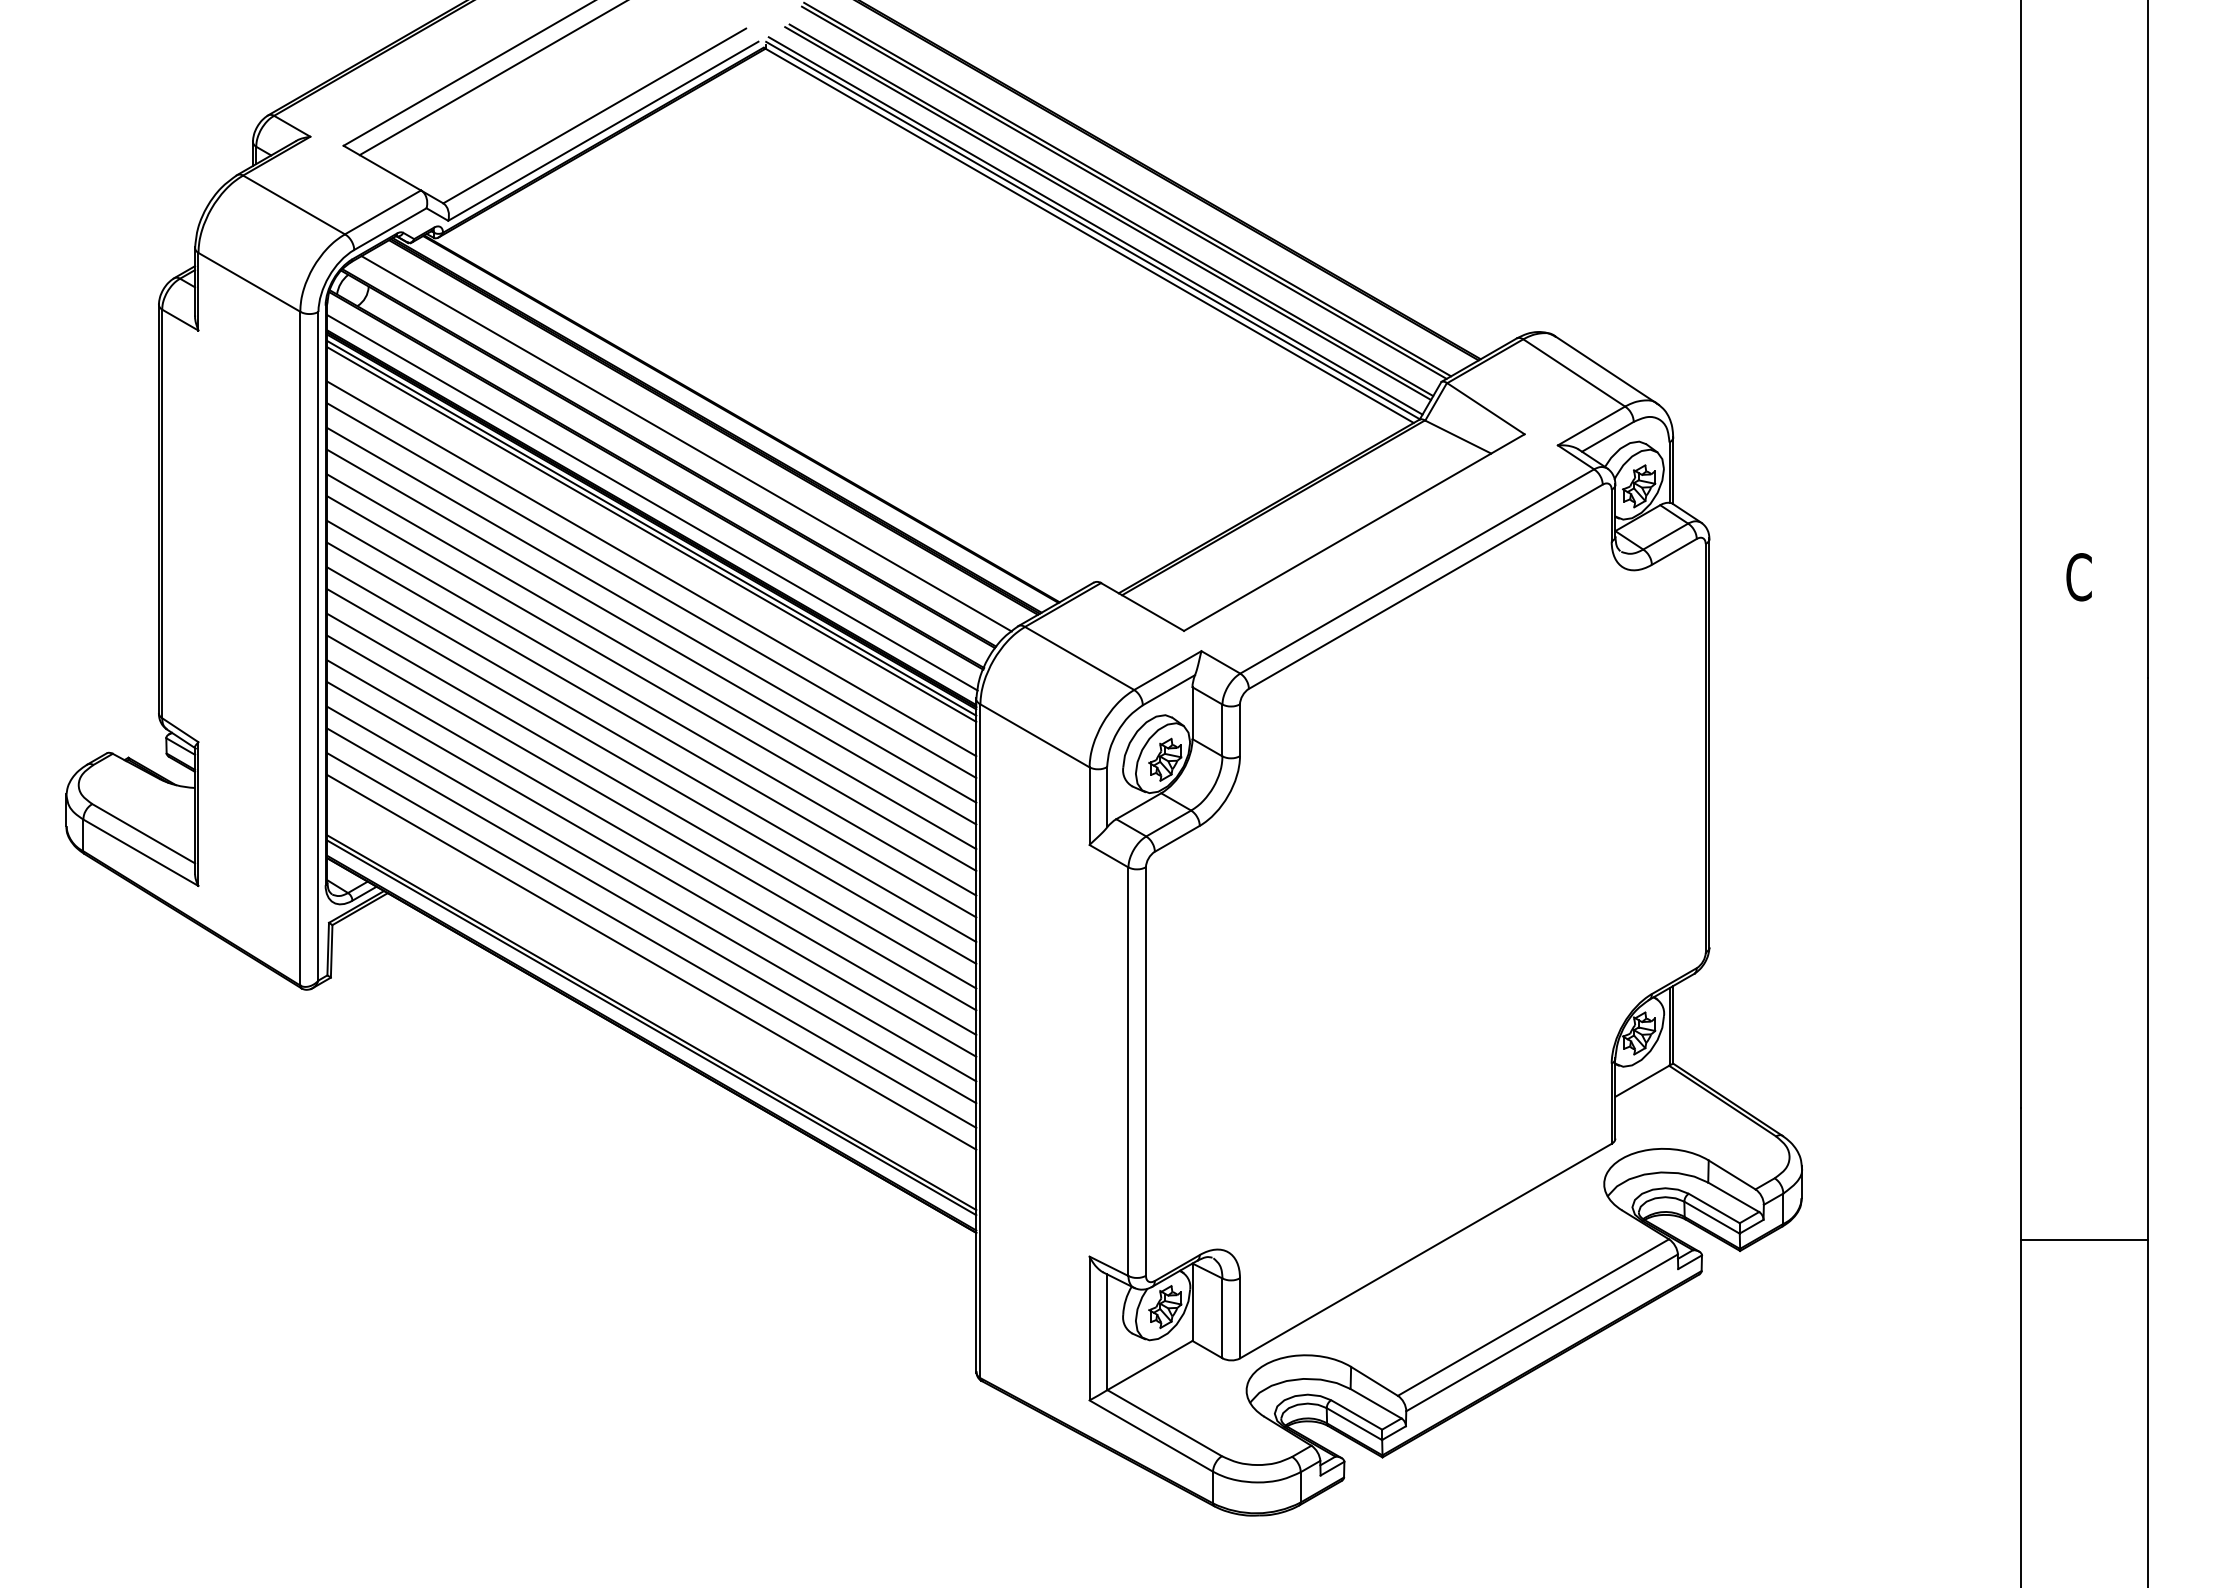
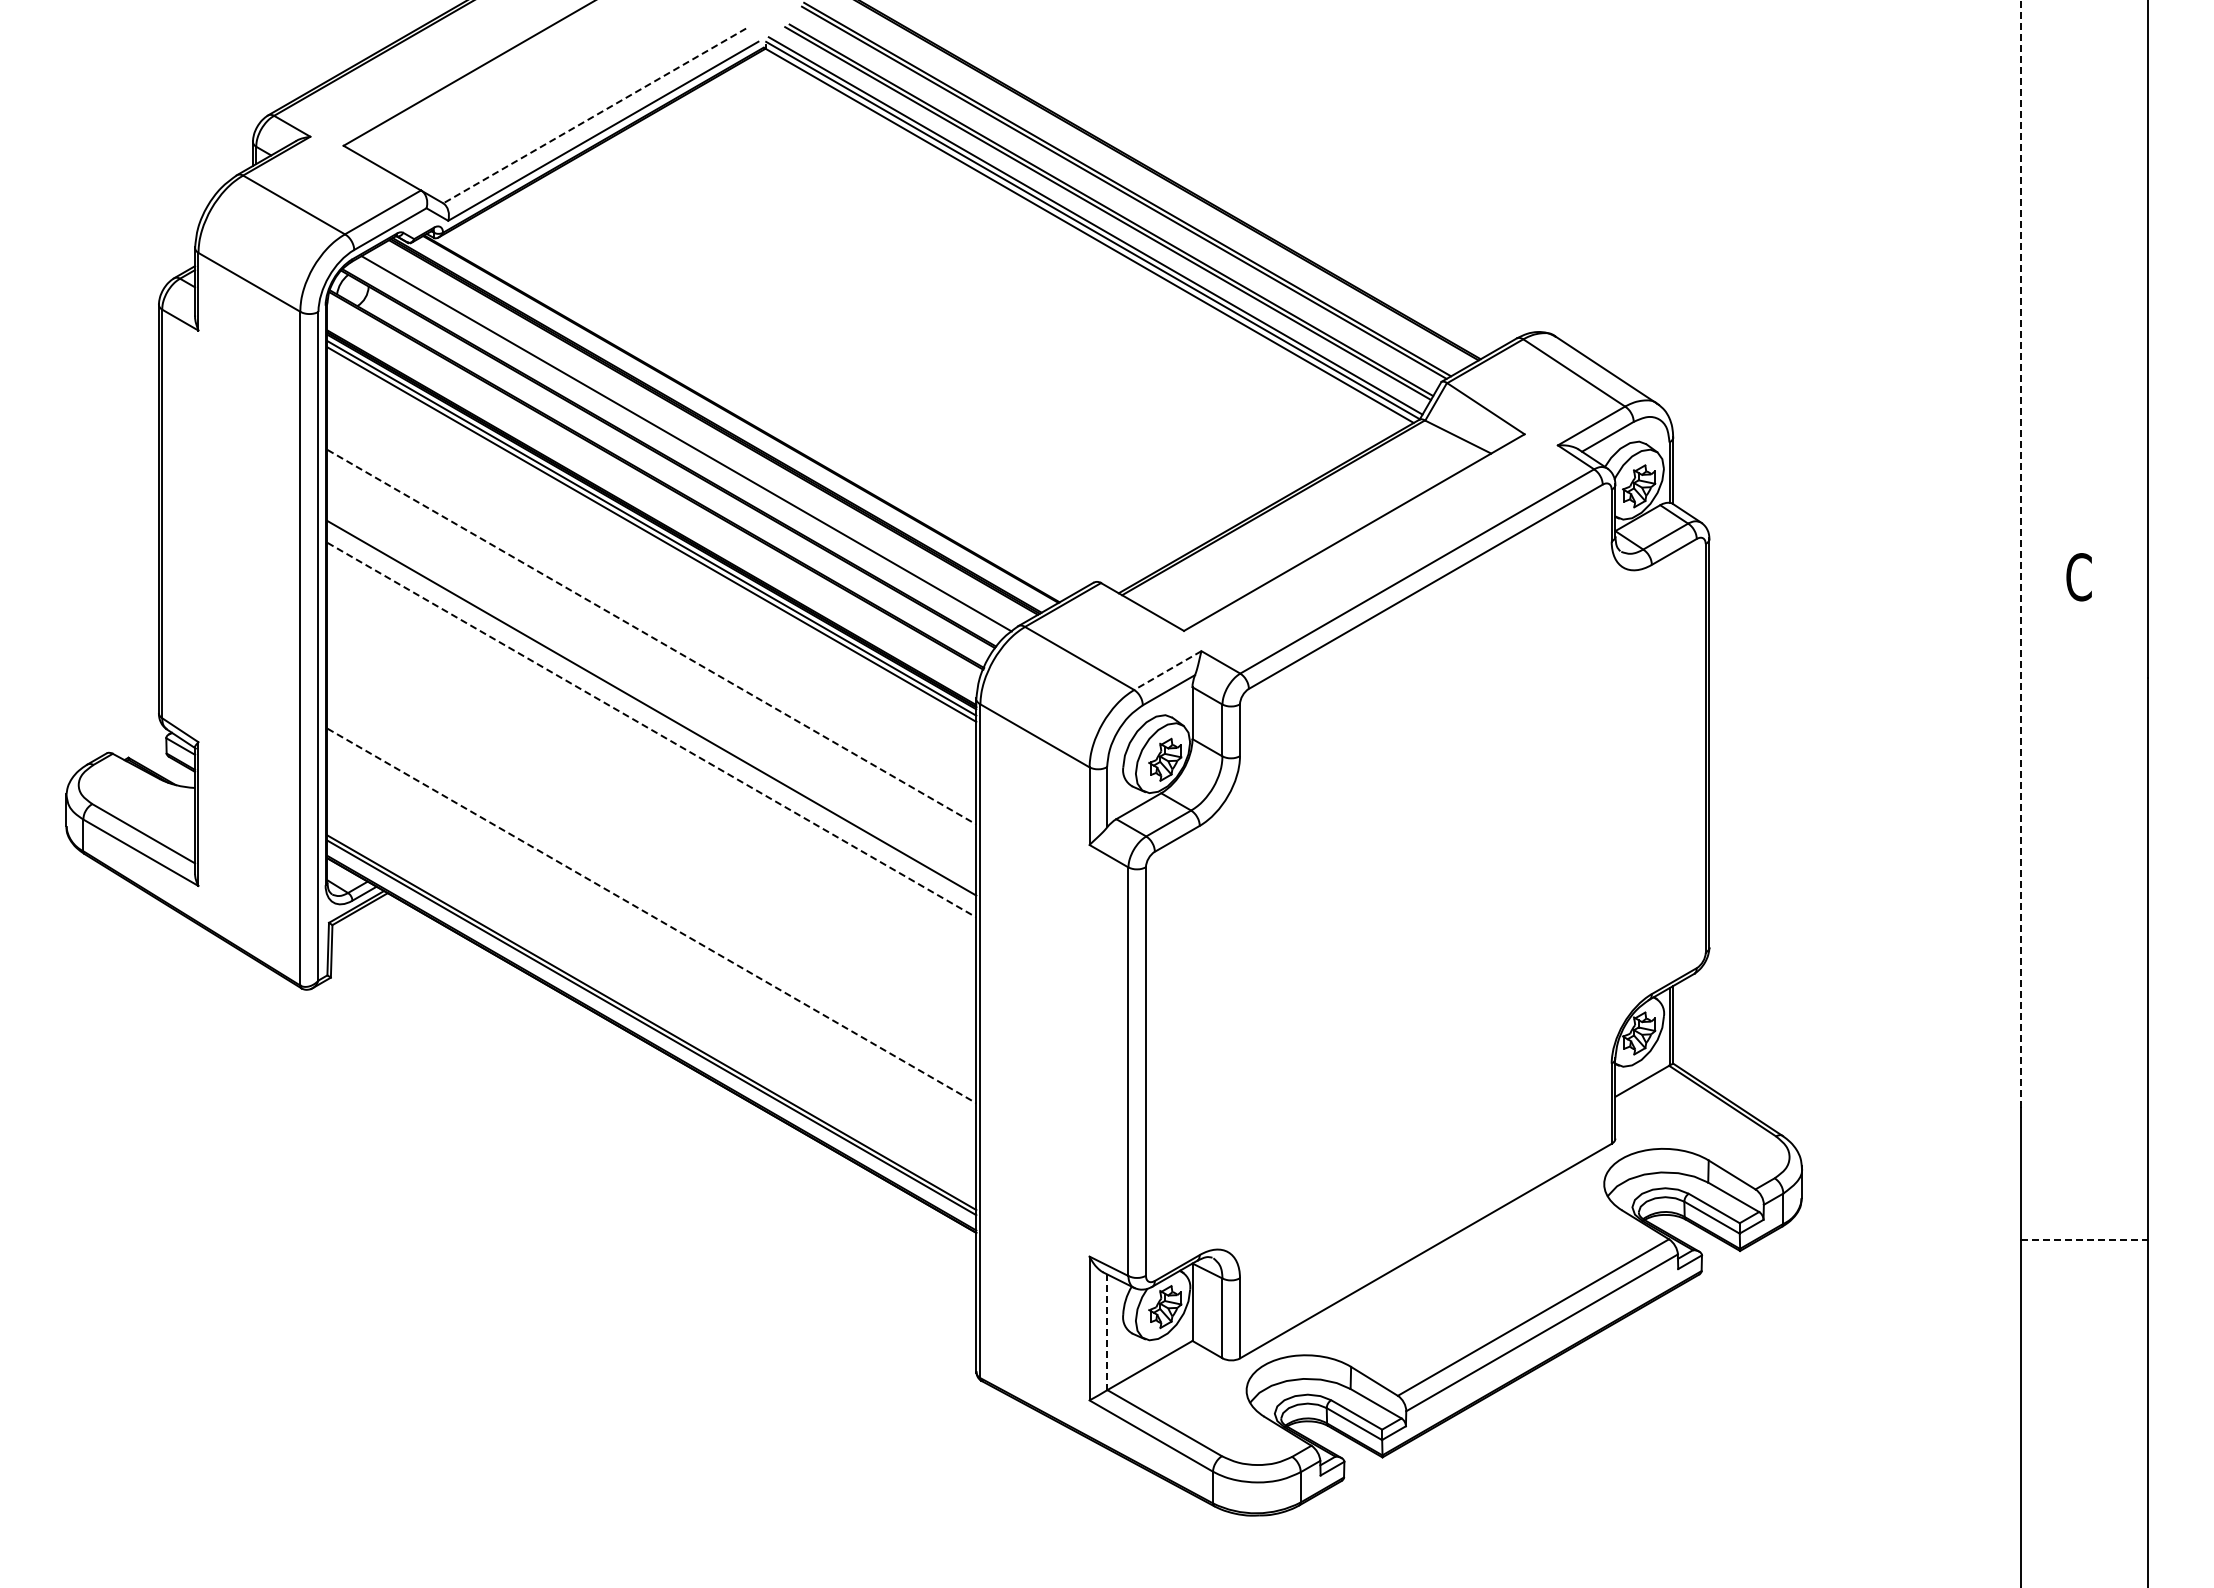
line: present -> none (491, 78)
line: solid -> dashed (594, 115)
line: present -> none (652, 502)
line: solid -> dashed (2021, 553)
line: present -> none (651, 568)
line: present -> none (651, 590)
line: present -> none (651, 615)
line: solid -> dashed (651, 637)
line: present -> none (651, 661)
line: solid -> dashed (1167, 670)
line: present -> none (651, 683)
line: solid -> dashed (651, 730)
line: present -> none (651, 754)
line: present -> none (651, 776)
line: present -> none (651, 800)
line: present -> none (651, 822)
line: present -> none (651, 847)
line: present -> none (651, 869)
line: present -> none (651, 893)
line: solid -> dashed (651, 915)
line: present -> none (651, 940)
line: present -> none (651, 962)
line: solid -> dashed (2084, 1240)
line: solid -> dashed (1107, 1332)
